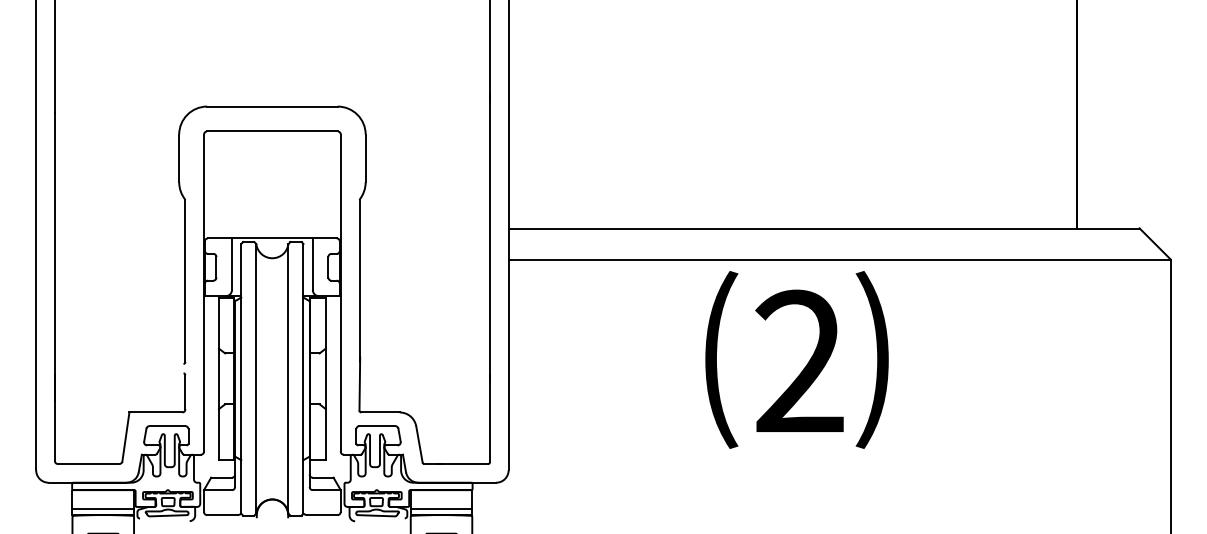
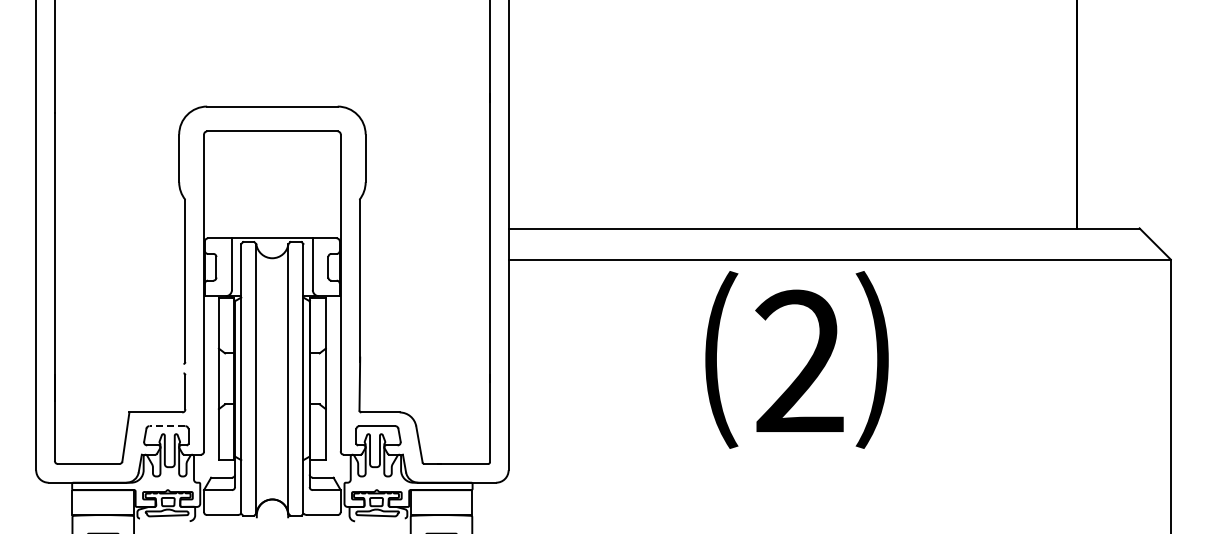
line: solid -> dashed (167, 426)
line: present -> none (103, 508)
line: present -> none (441, 508)
